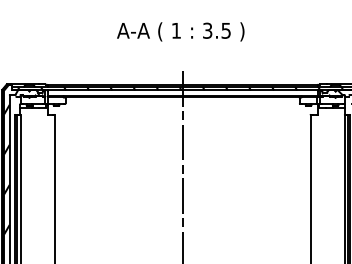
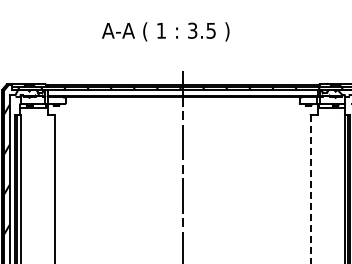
text position: (180, 31) -> (165, 31) (165, 31)
line: solid -> dashed (310, 189)
